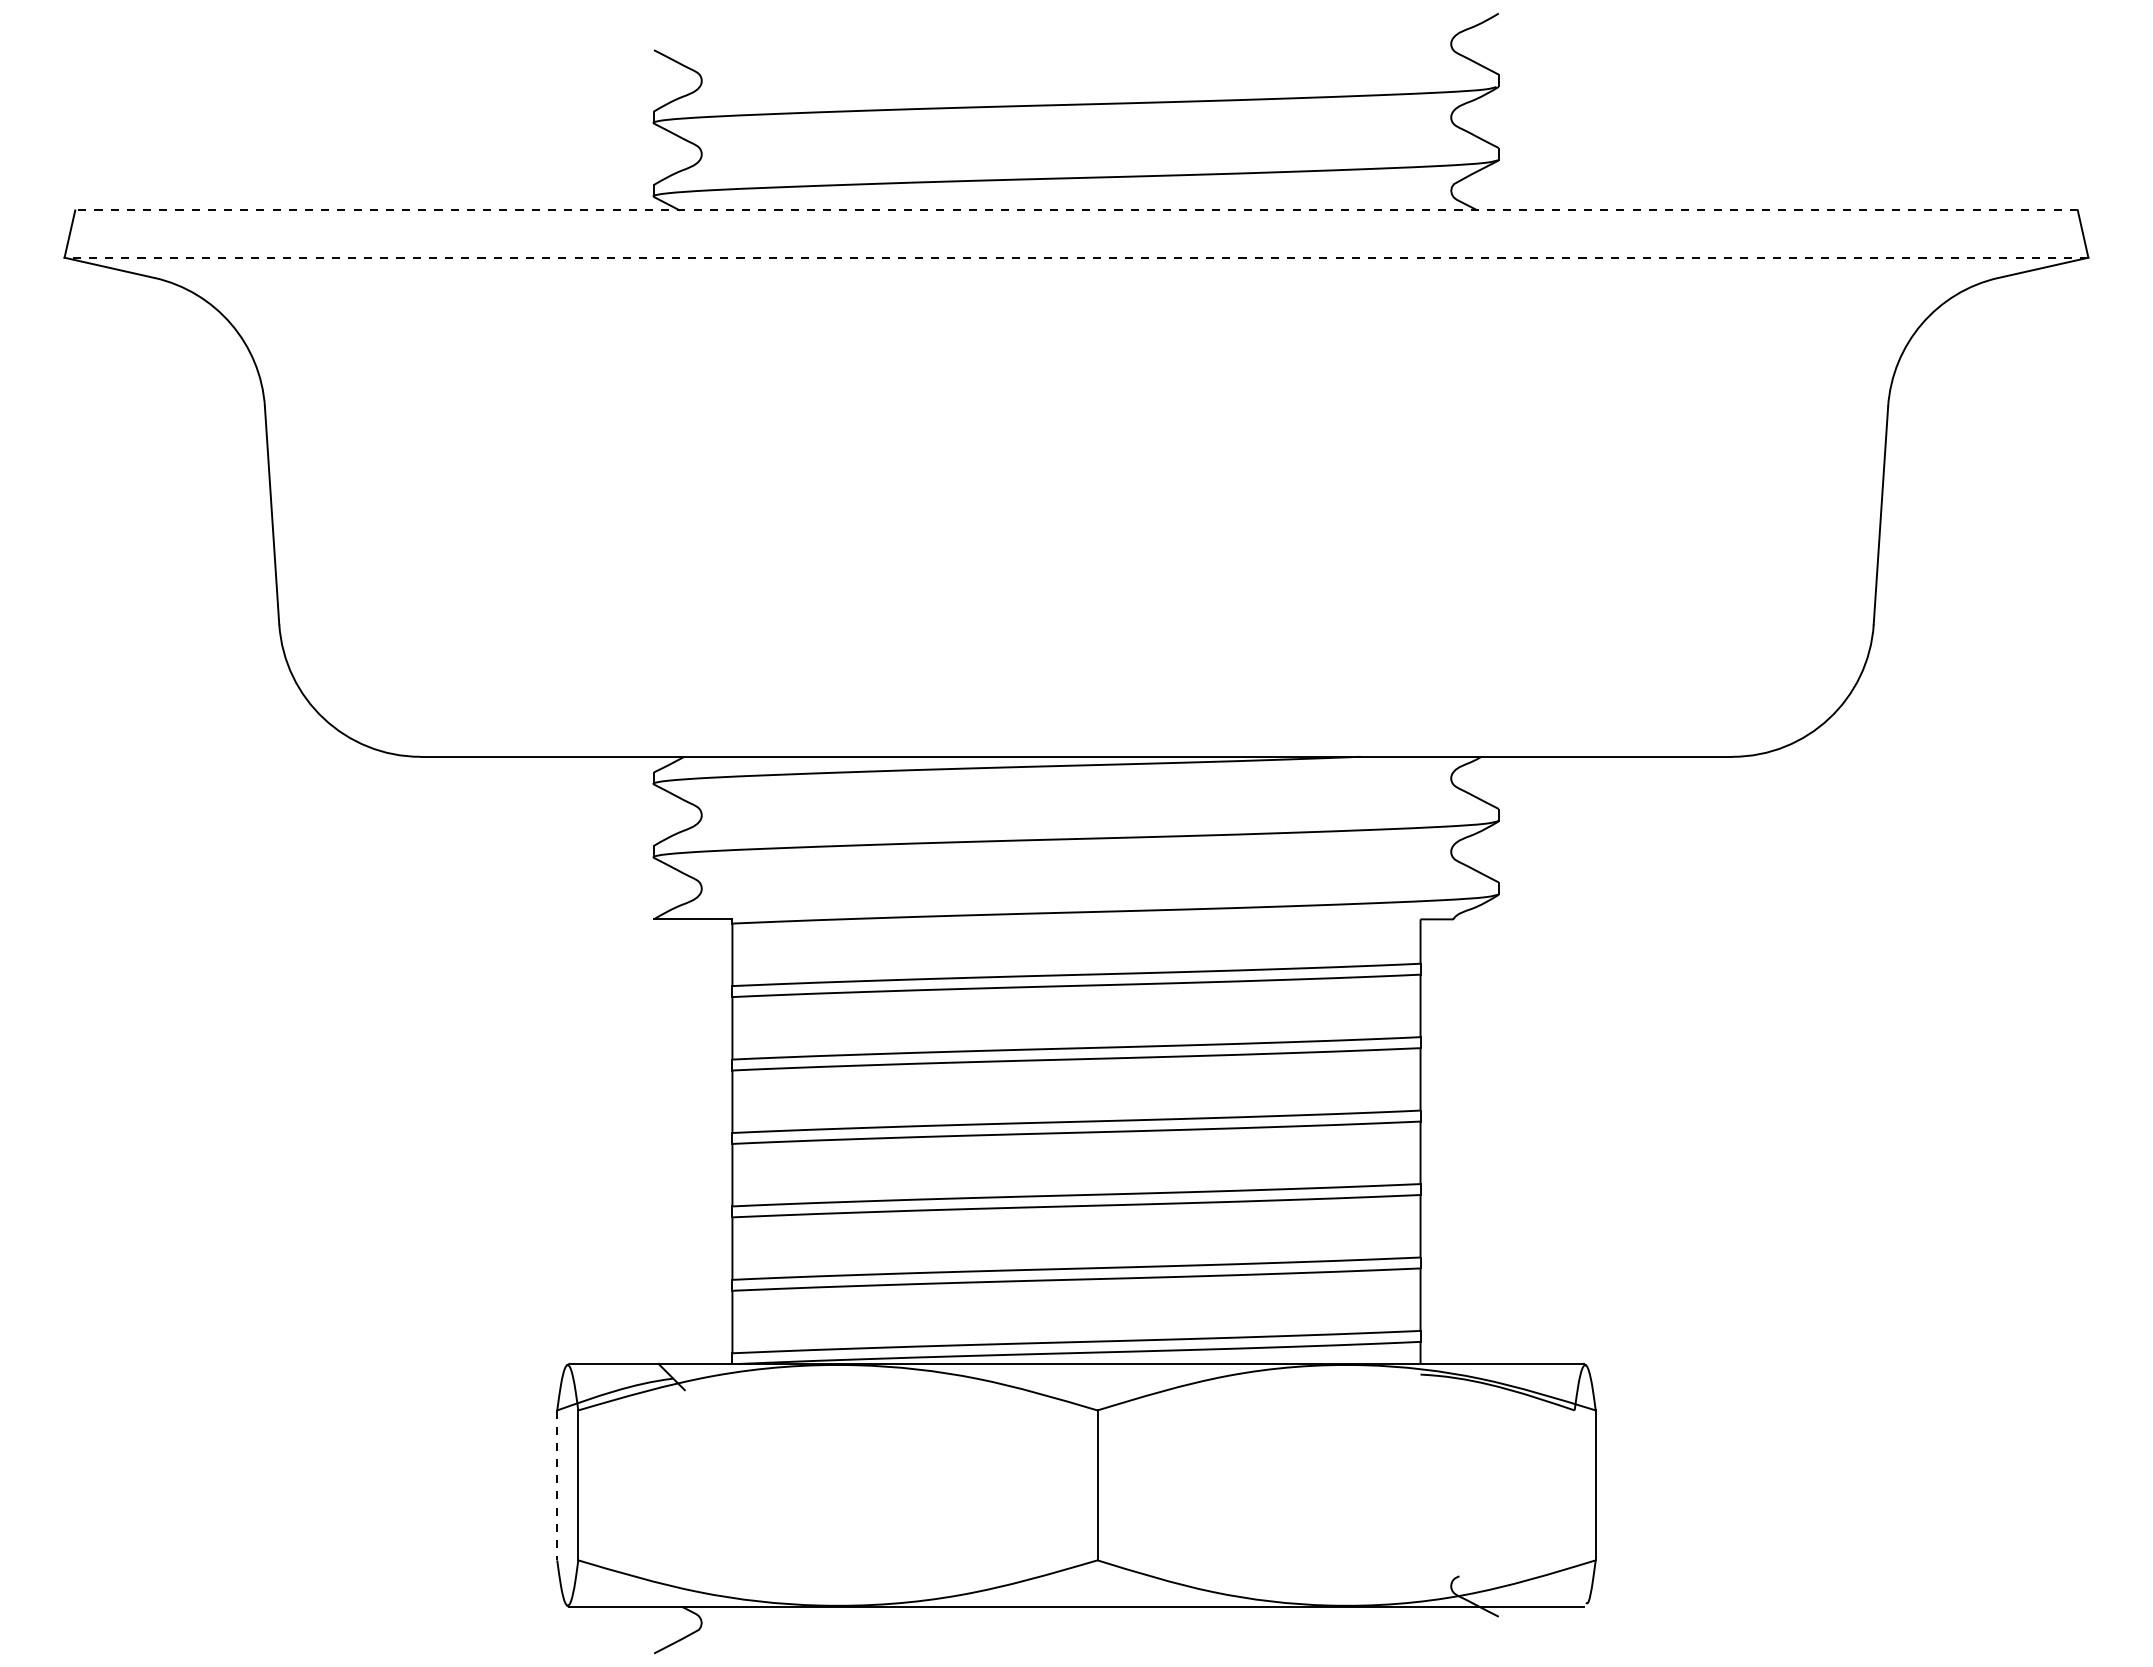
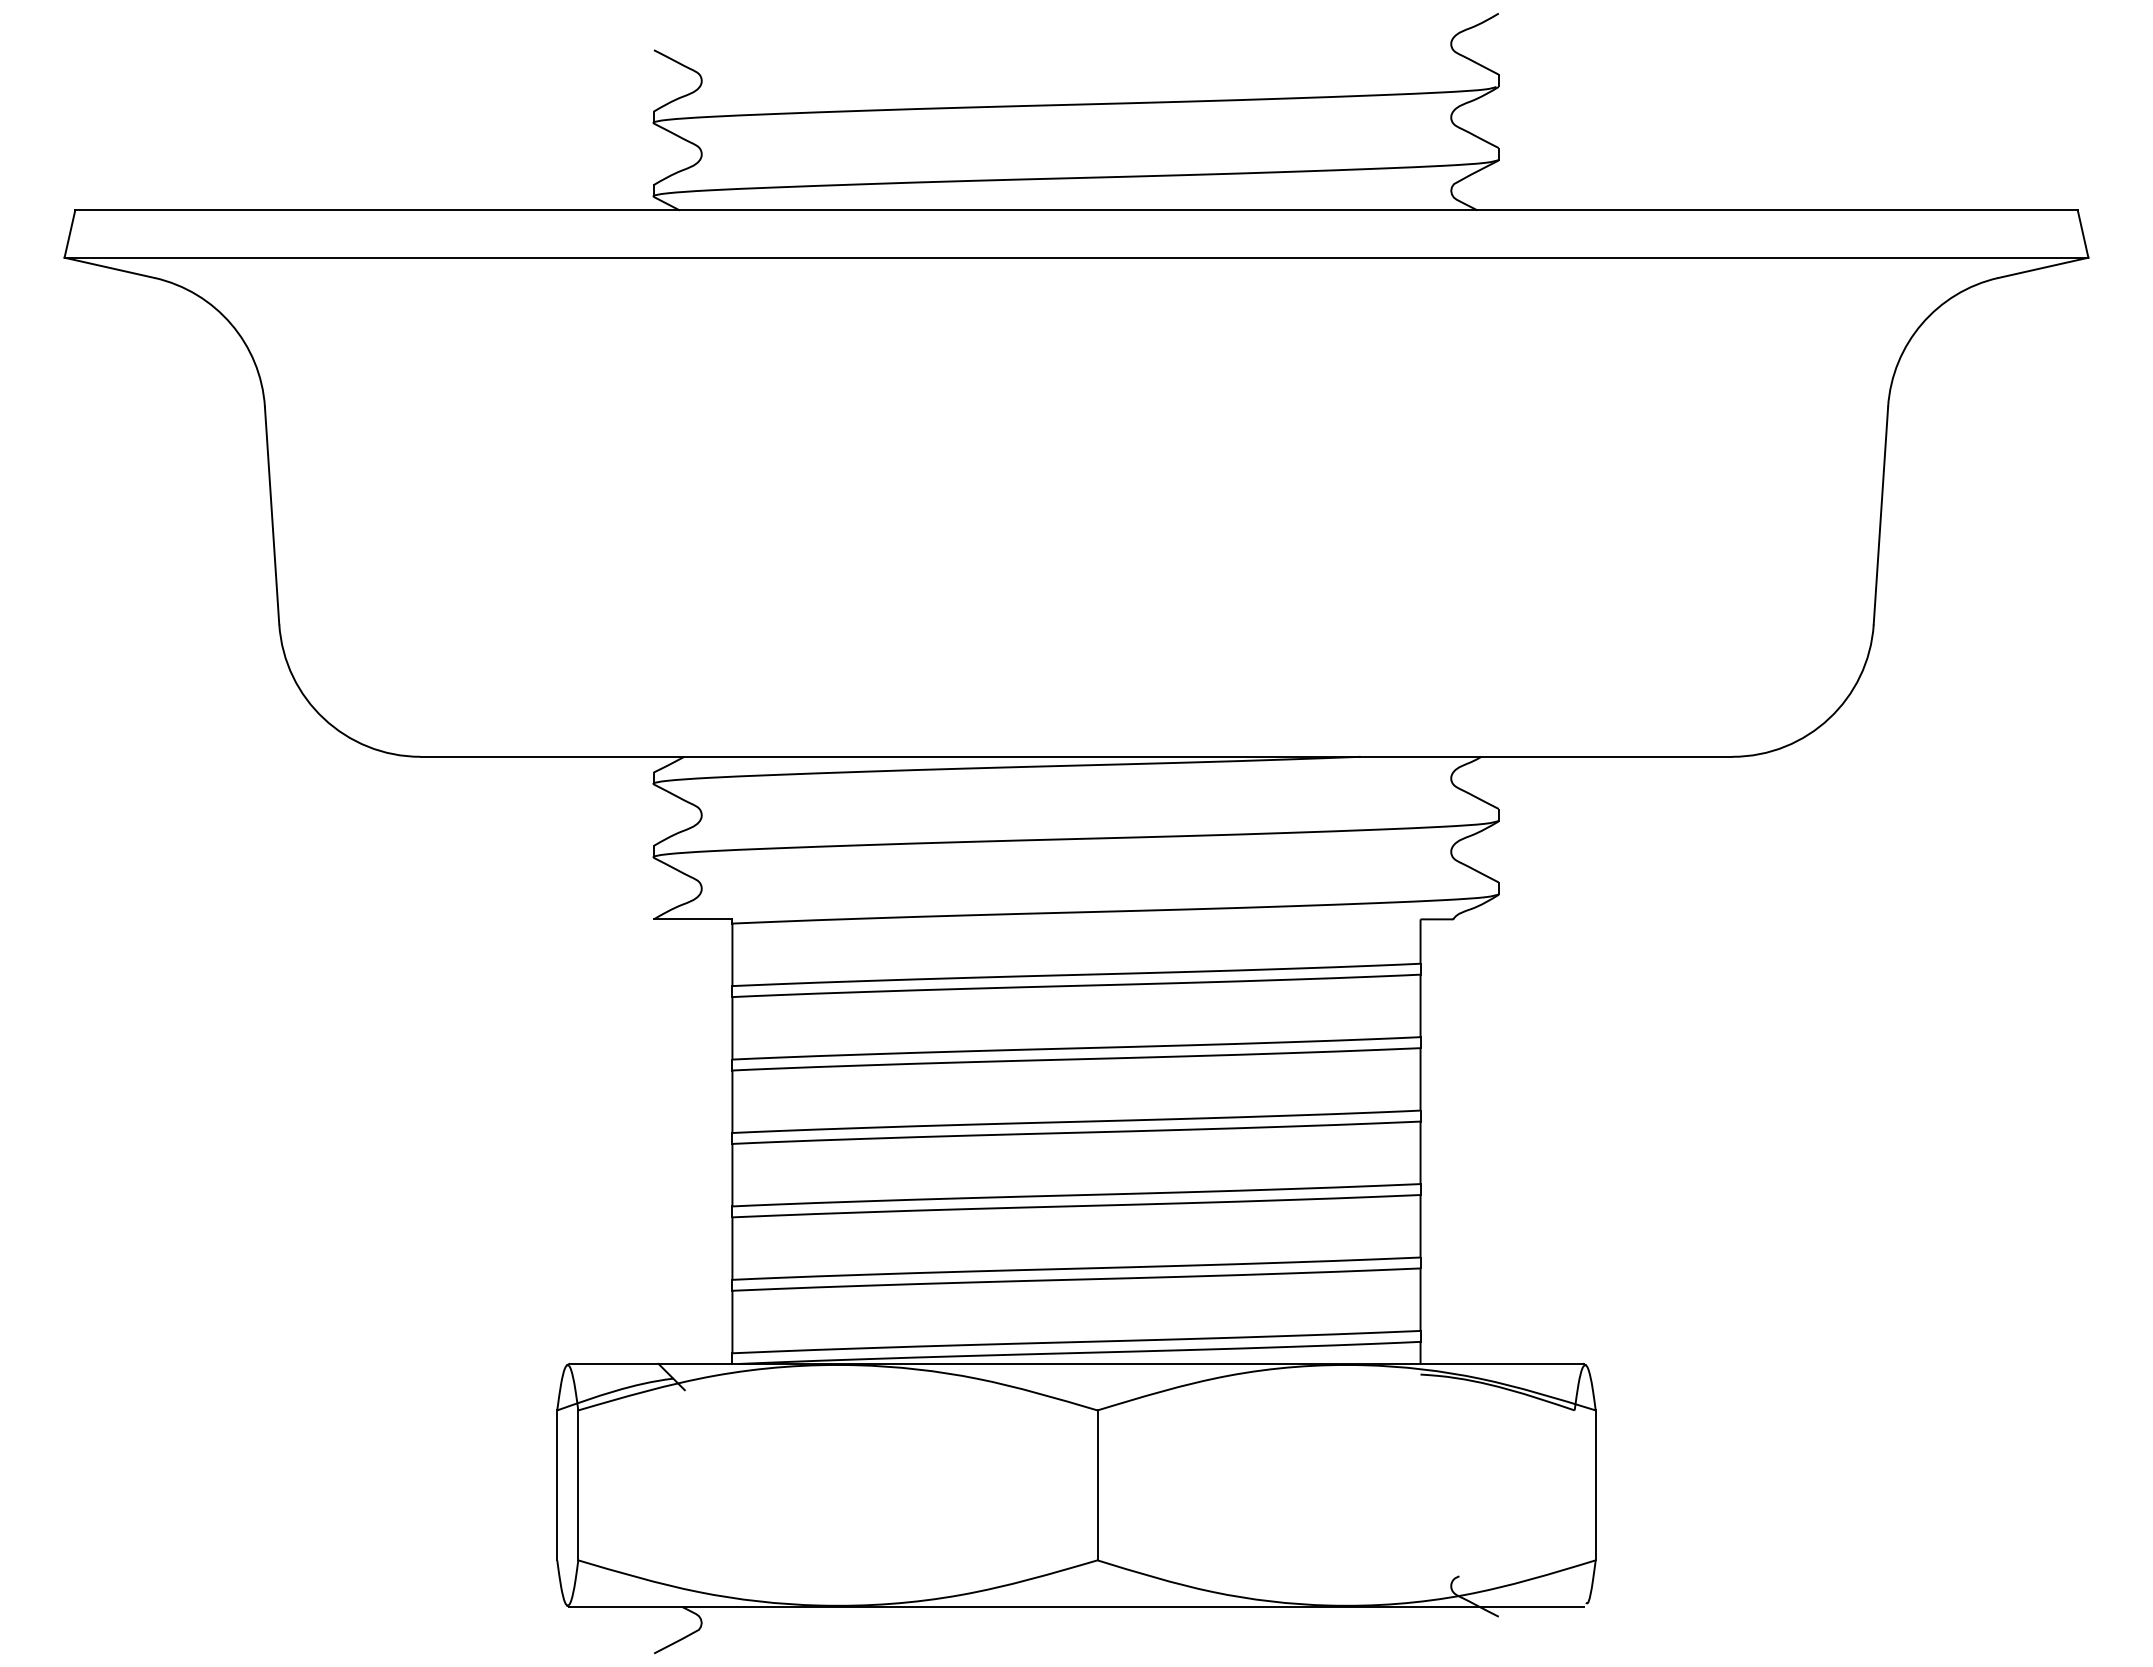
line: dashed -> solid (1076, 210)
line: dashed -> solid (1076, 257)
line: dashed -> solid (557, 1485)
